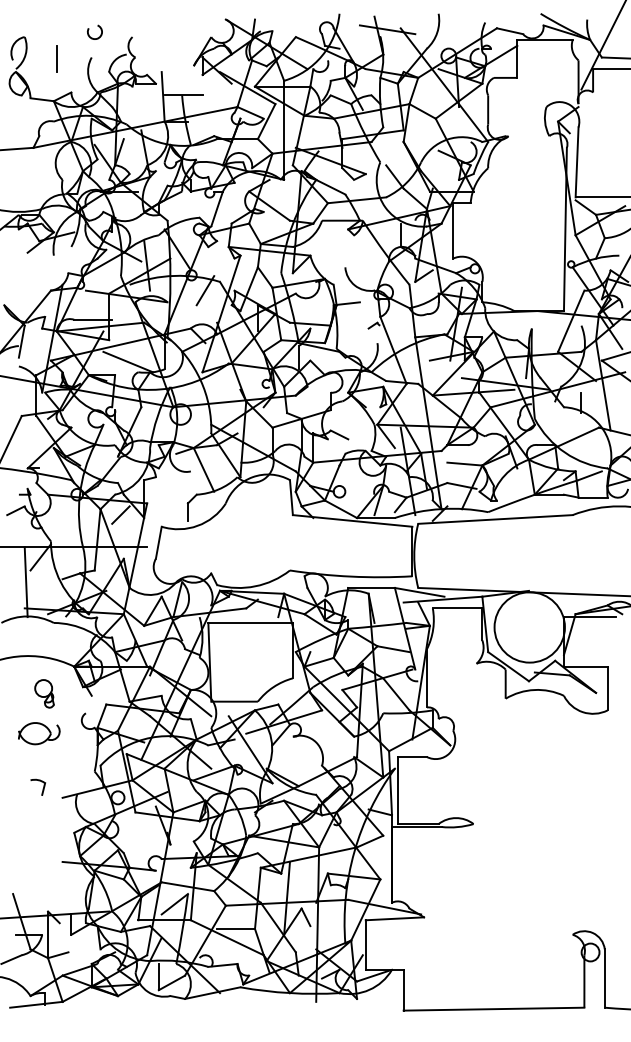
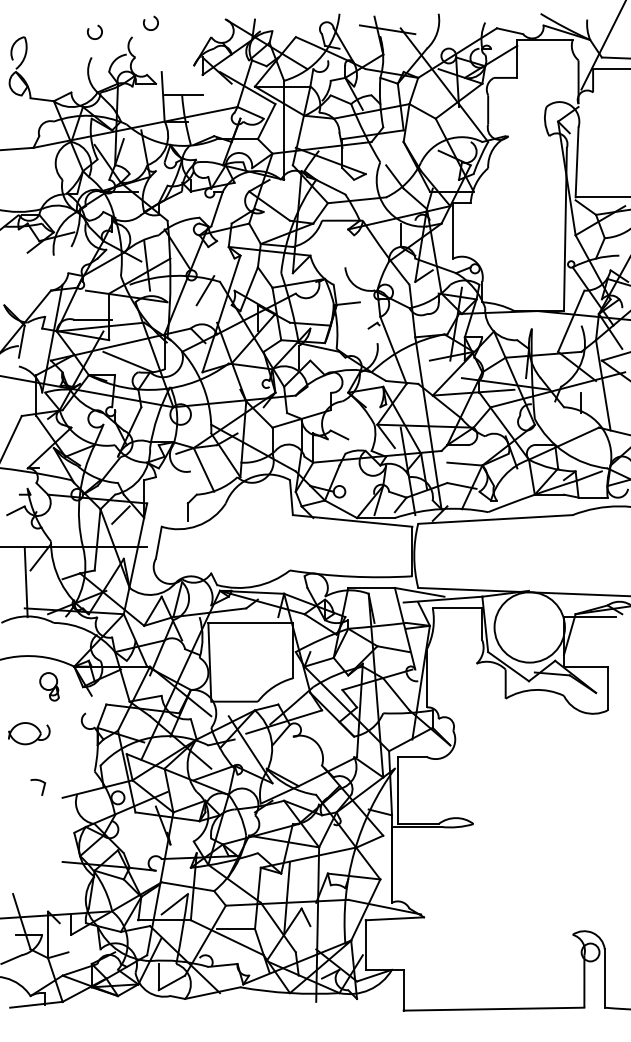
arc: none -> present (145, 20)
line: present -> none (56, 58)
part position: (44, 693) -> (49, 686) (49, 686)
part position: (39, 733) -> (29, 733) (29, 733)
